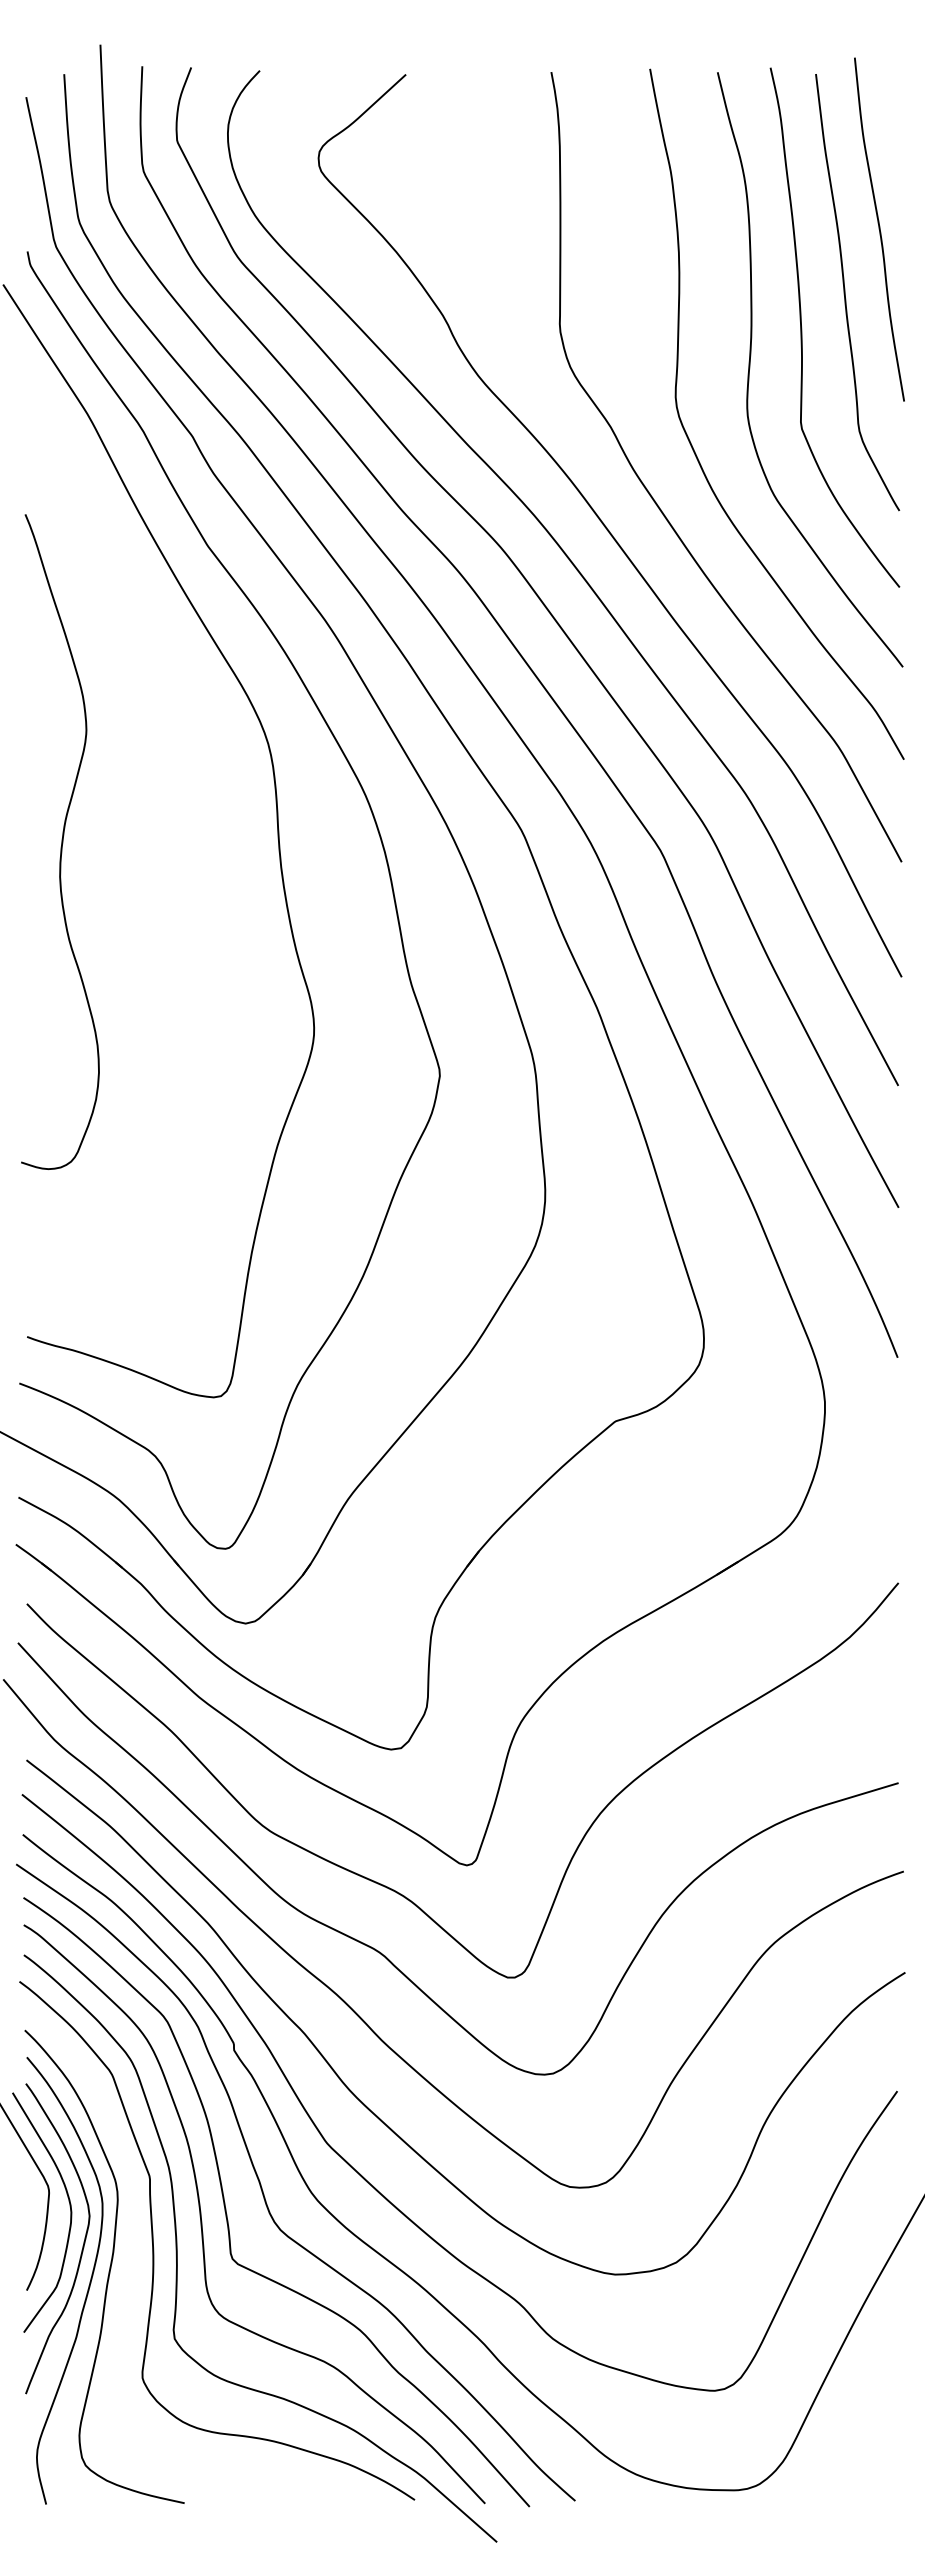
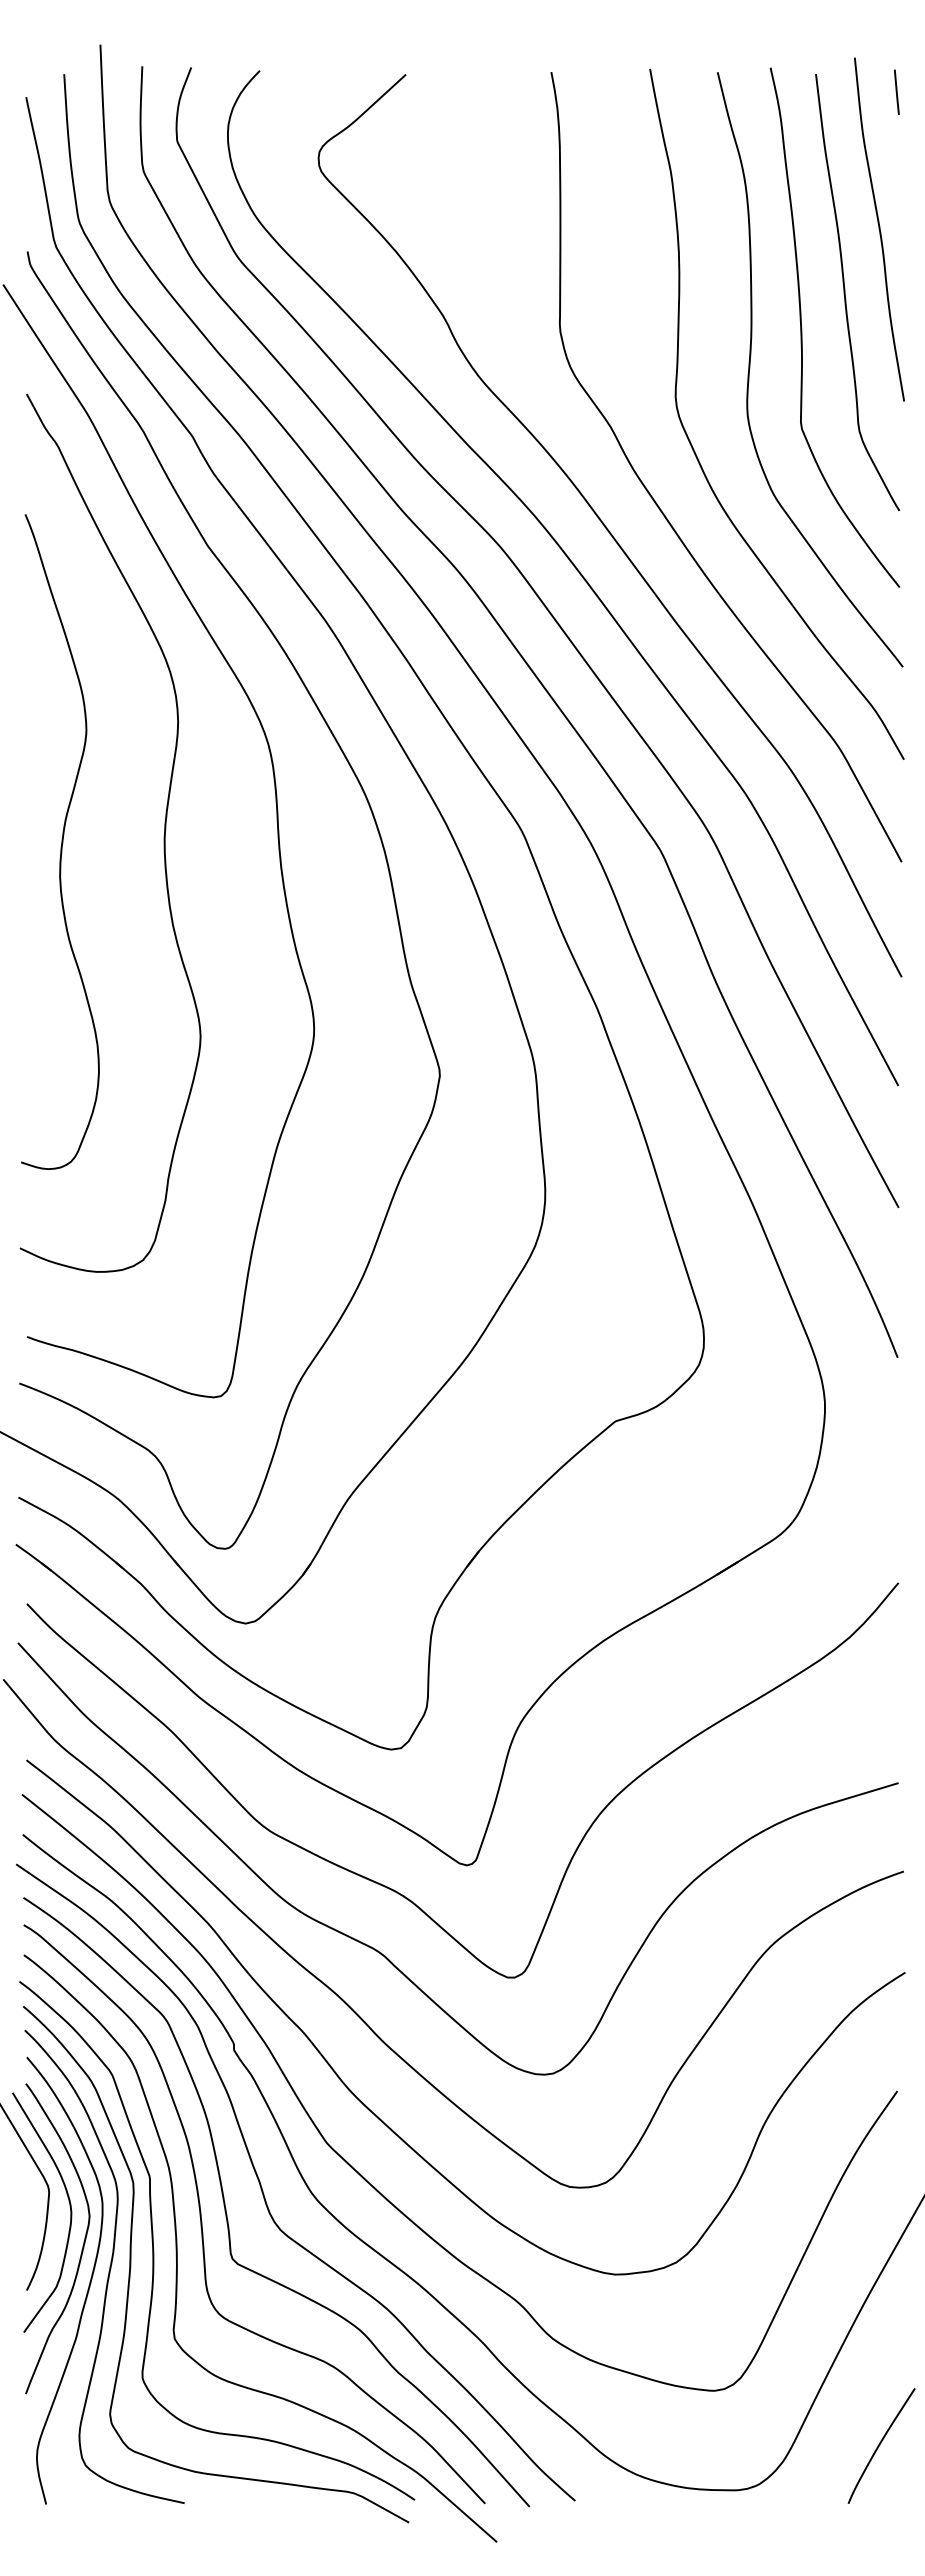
line: none -> present (896, 92)
curve: none -> present (163, 836)
curve: none -> present (131, 2264)
curve: none -> present (880, 2444)
